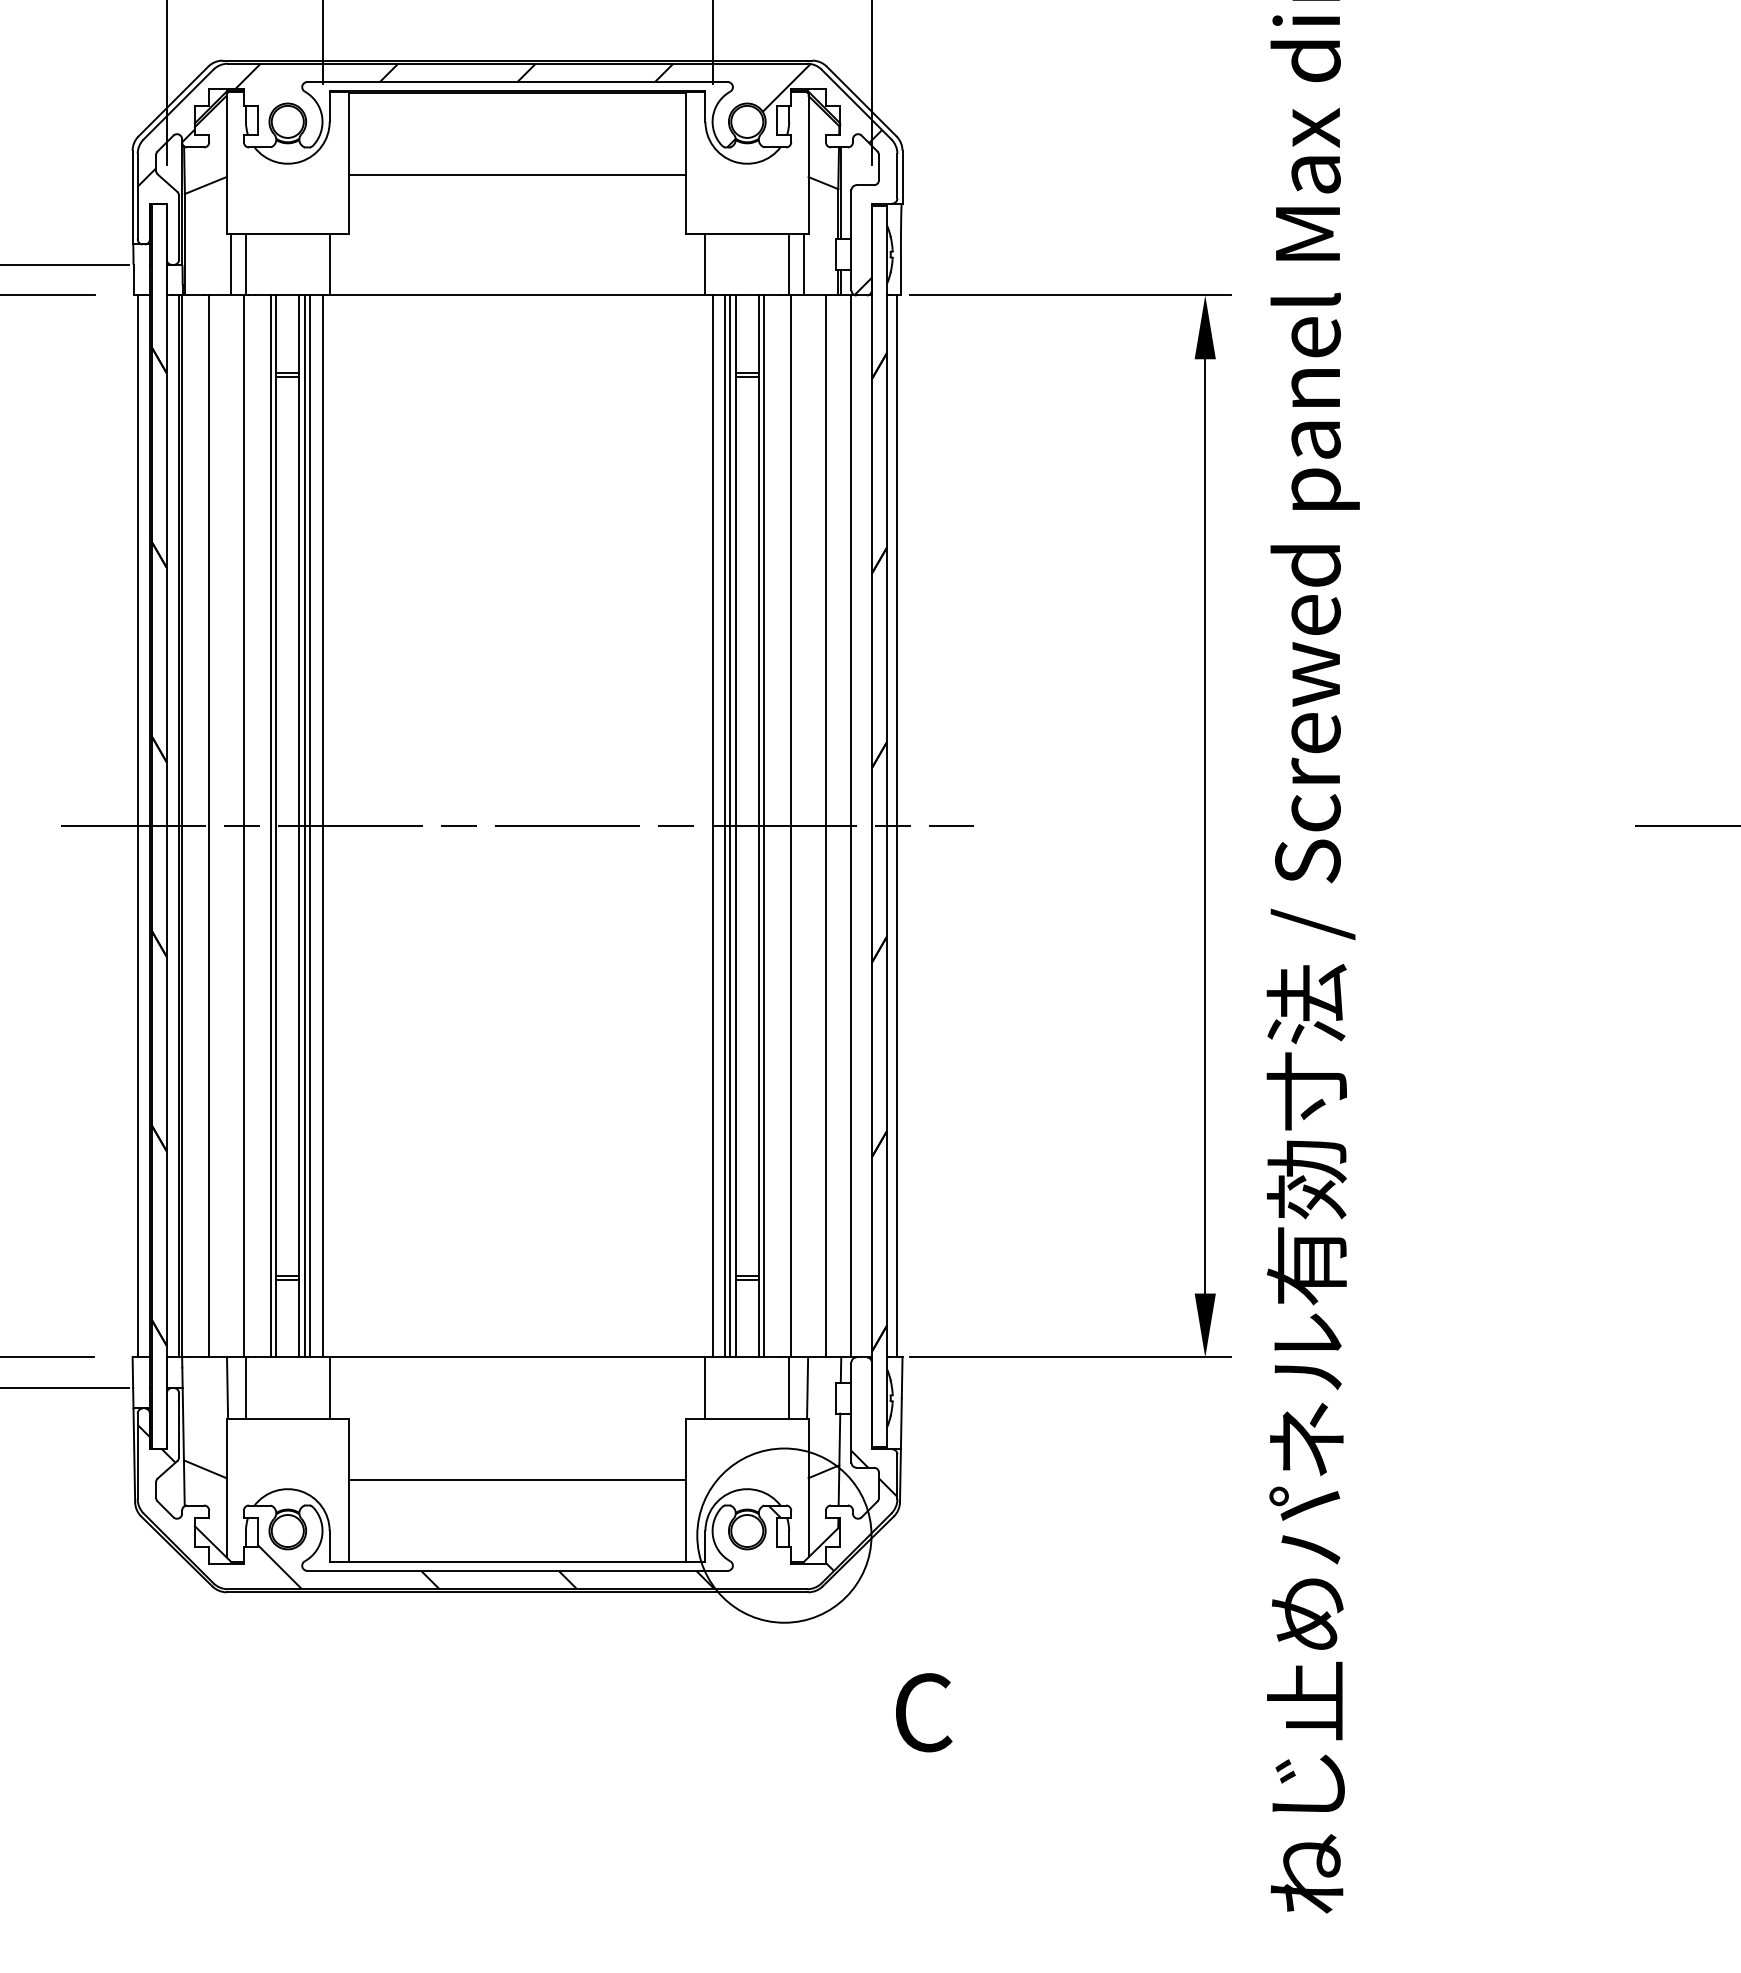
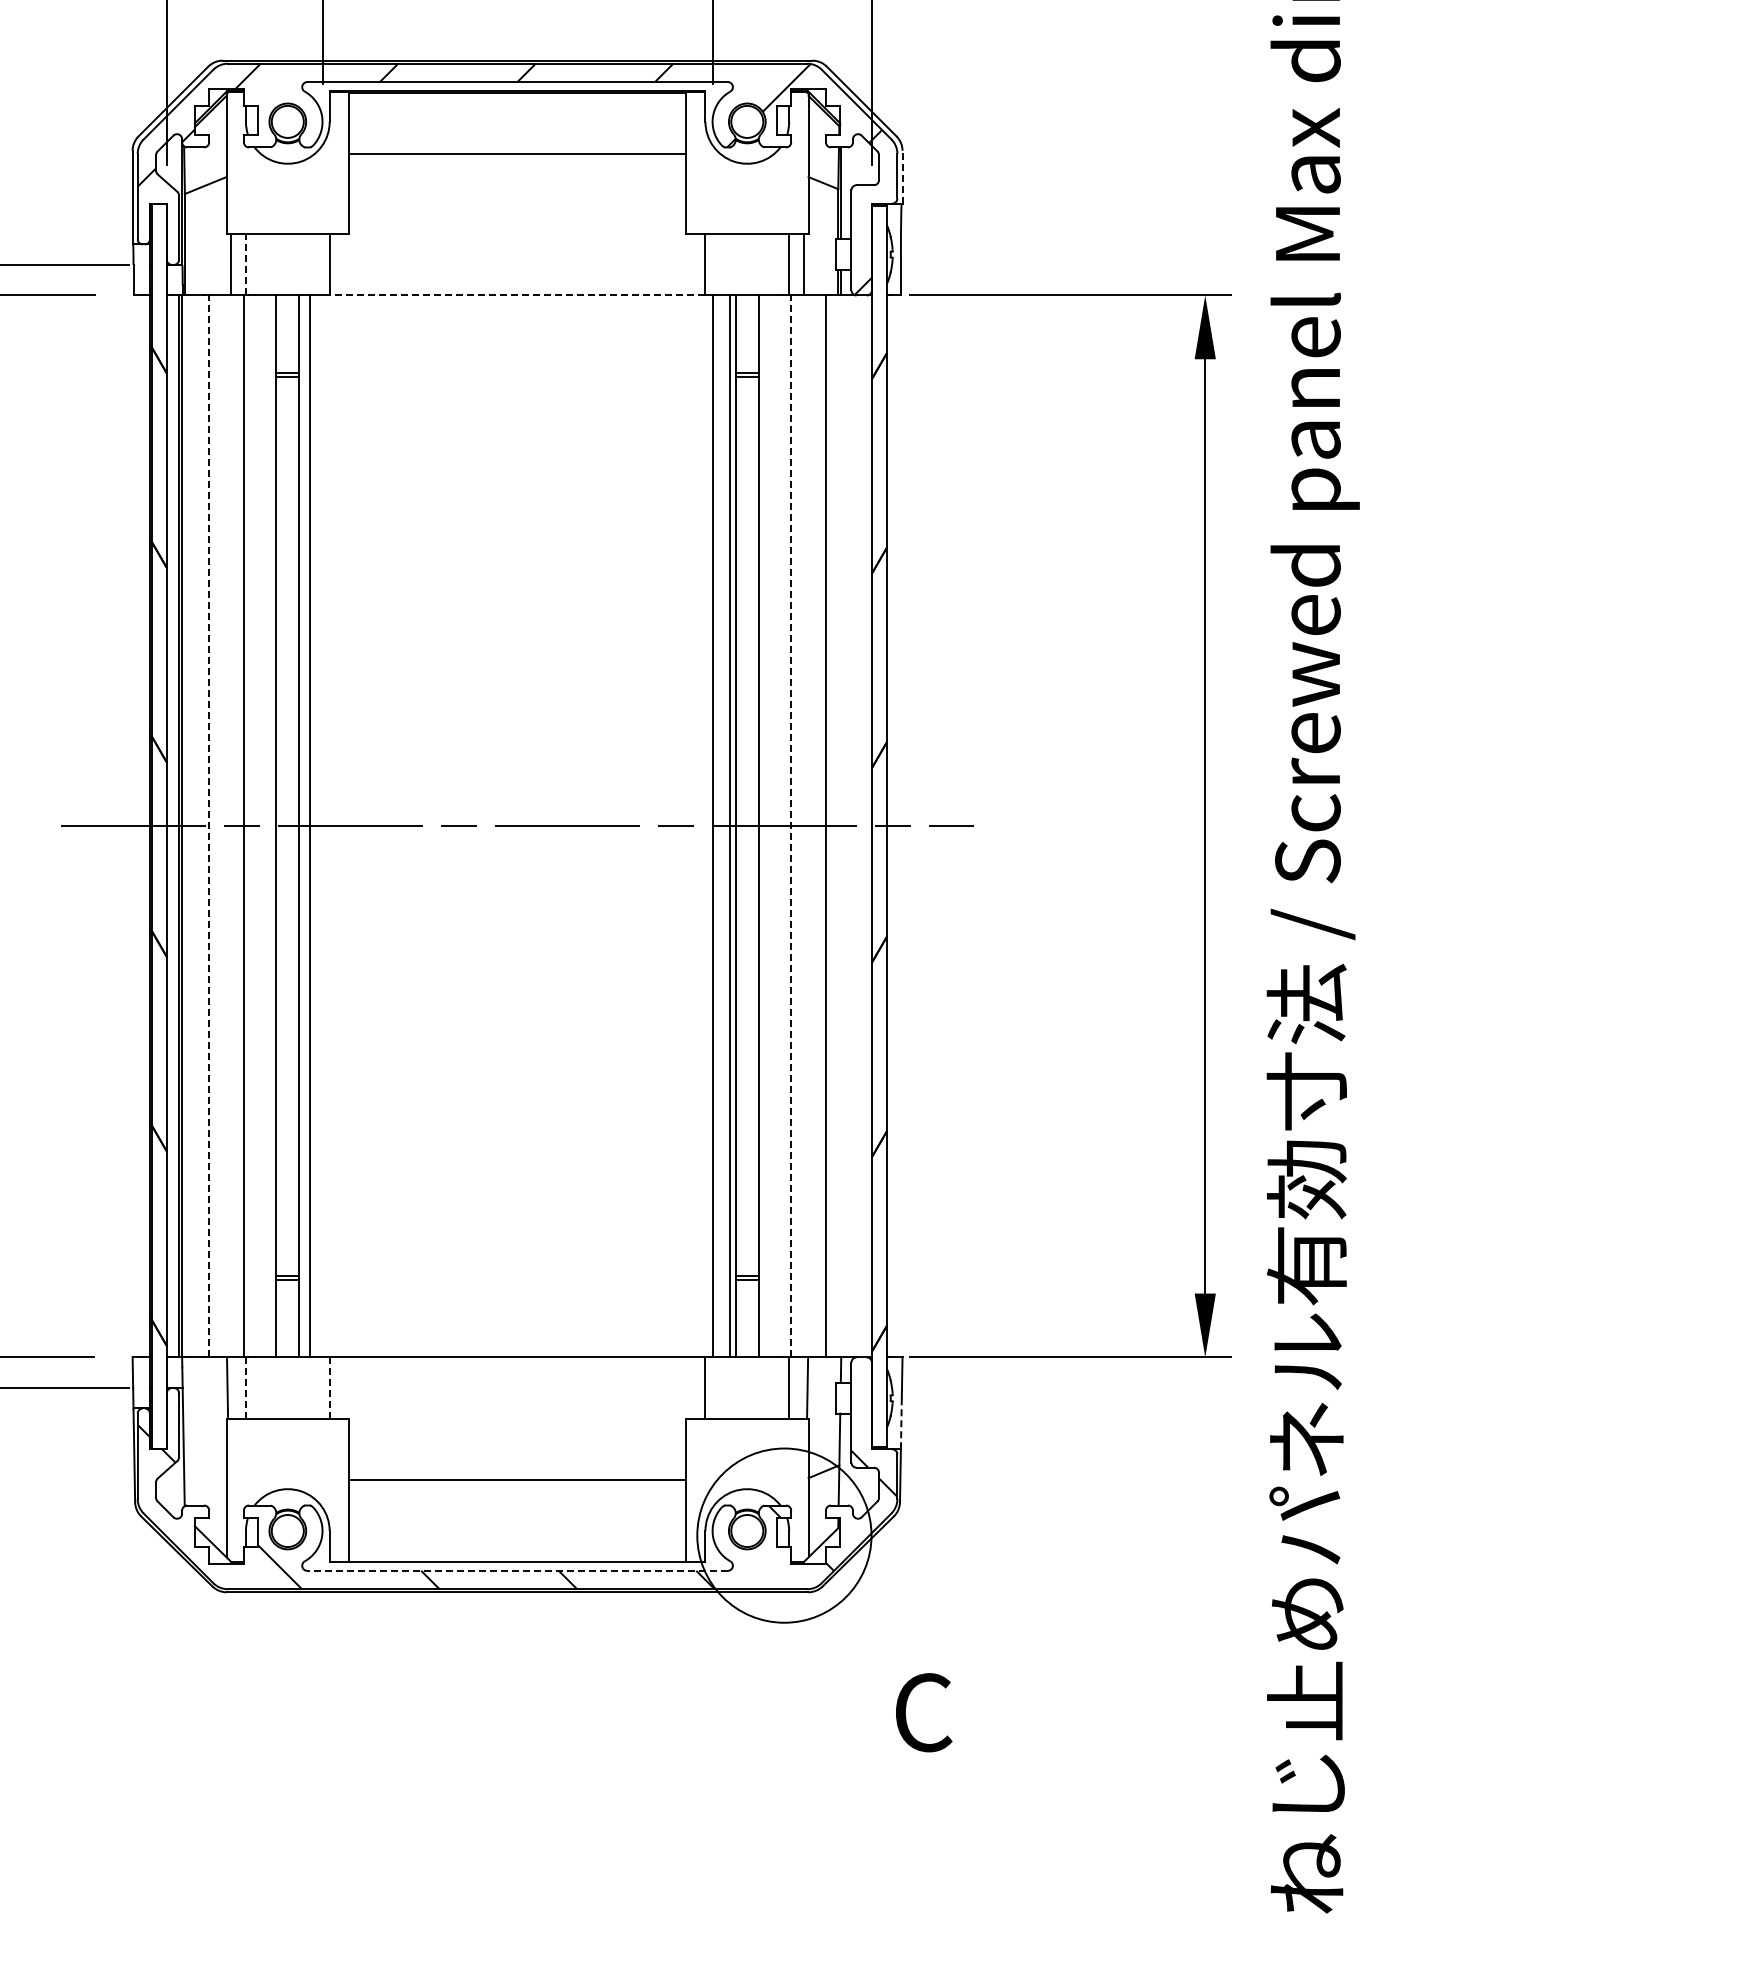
line position: (517, 175) -> (517, 154) (517, 154)
line: solid -> dashed (902, 176)
line: solid -> dashed (245, 264)
line: solid -> dashed (517, 295)
line: present -> none (137, 826)
line: solid -> dashed (209, 826)
line: present -> none (270, 826)
line: present -> none (304, 826)
line: present -> none (322, 826)
line: present -> none (724, 826)
line: present -> none (764, 826)
line: solid -> dashed (791, 826)
line: present -> none (851, 826)
line: present -> none (897, 826)
line: present -> none (1685, 826)
line: solid -> dashed (245, 1388)
line: solid -> dashed (329, 1388)
line: solid -> dashed (901, 1423)
line: present -> none (204, 1469)
line: solid -> dashed (517, 1570)
